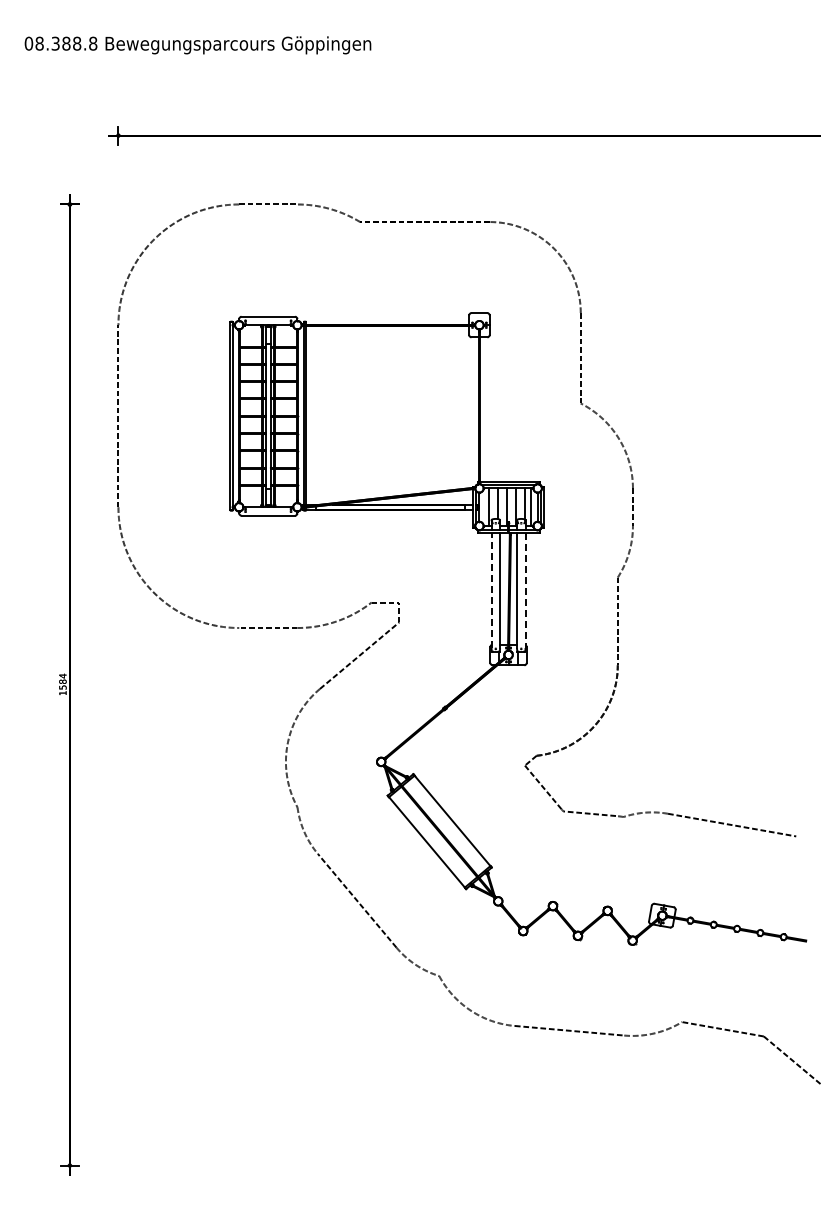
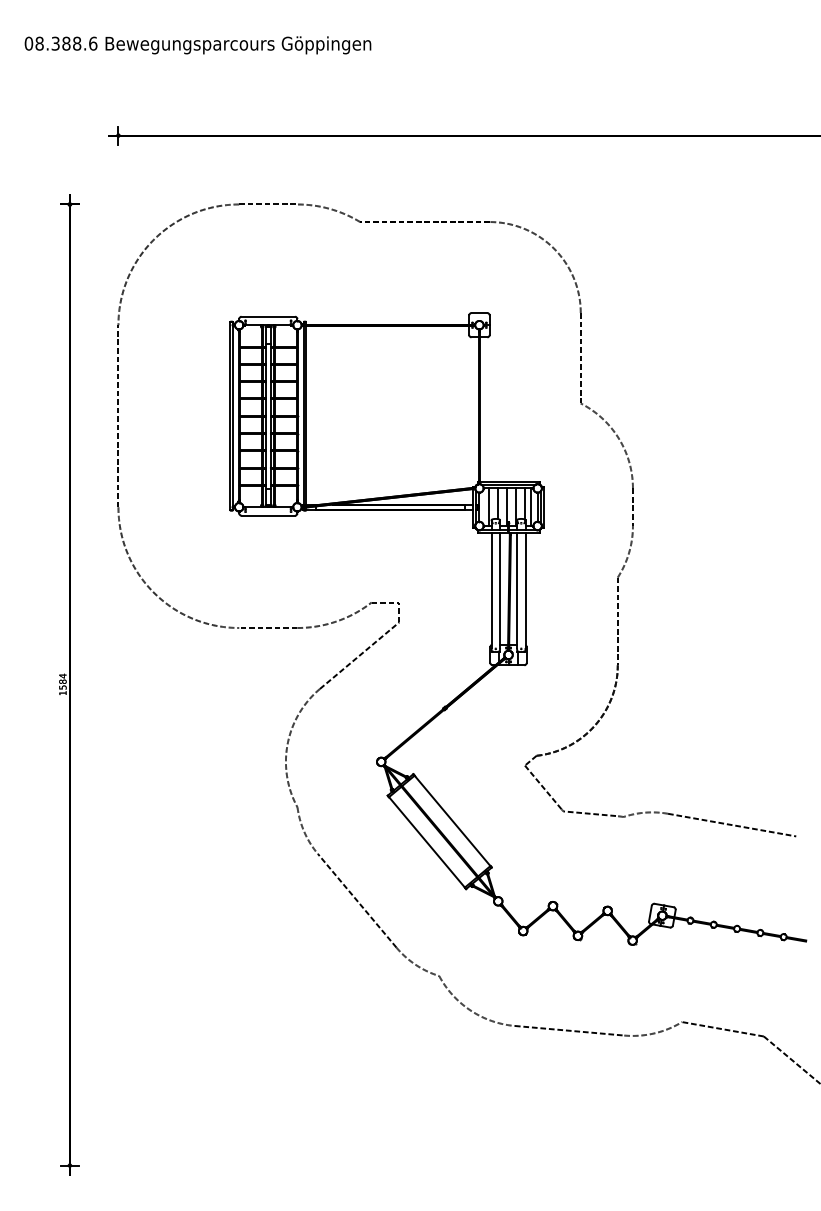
text: 08.388.8 -> 08.388.6 (93, 43)
line: dashed -> solid (491, 590)
line: dashed -> solid (525, 590)
